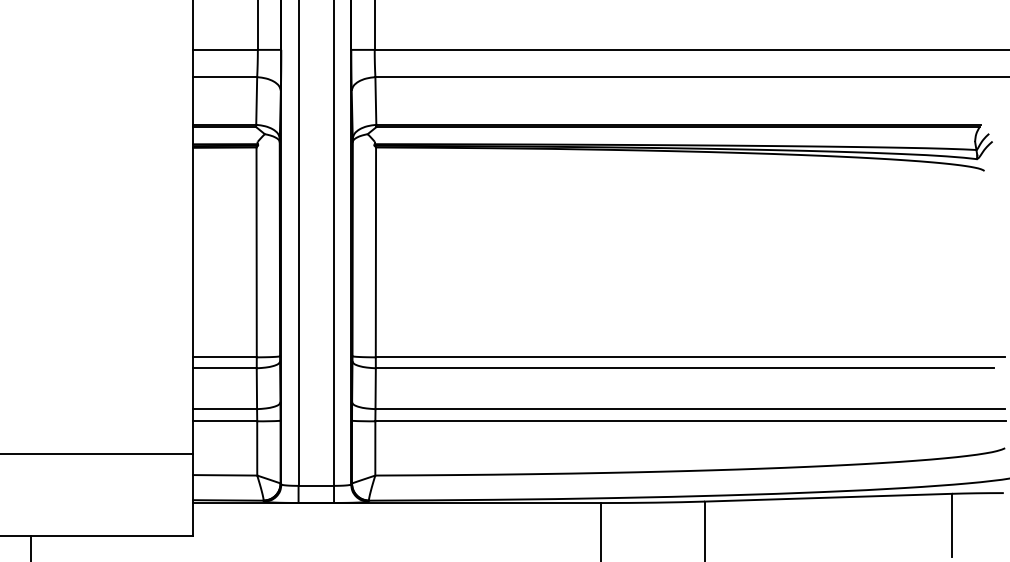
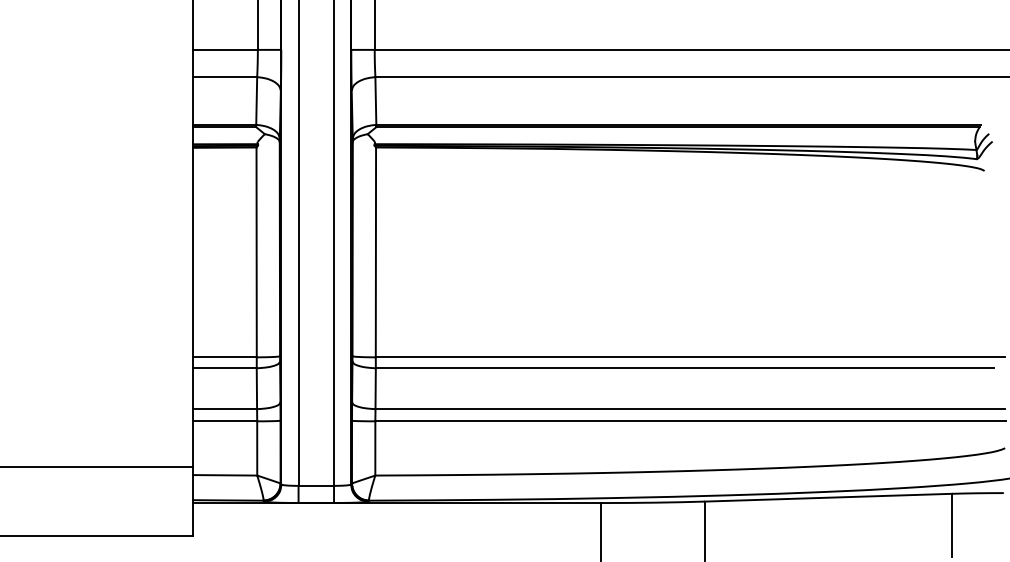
line position: (97, 454) -> (97, 467) (97, 467)
line: present -> none (31, 546)
